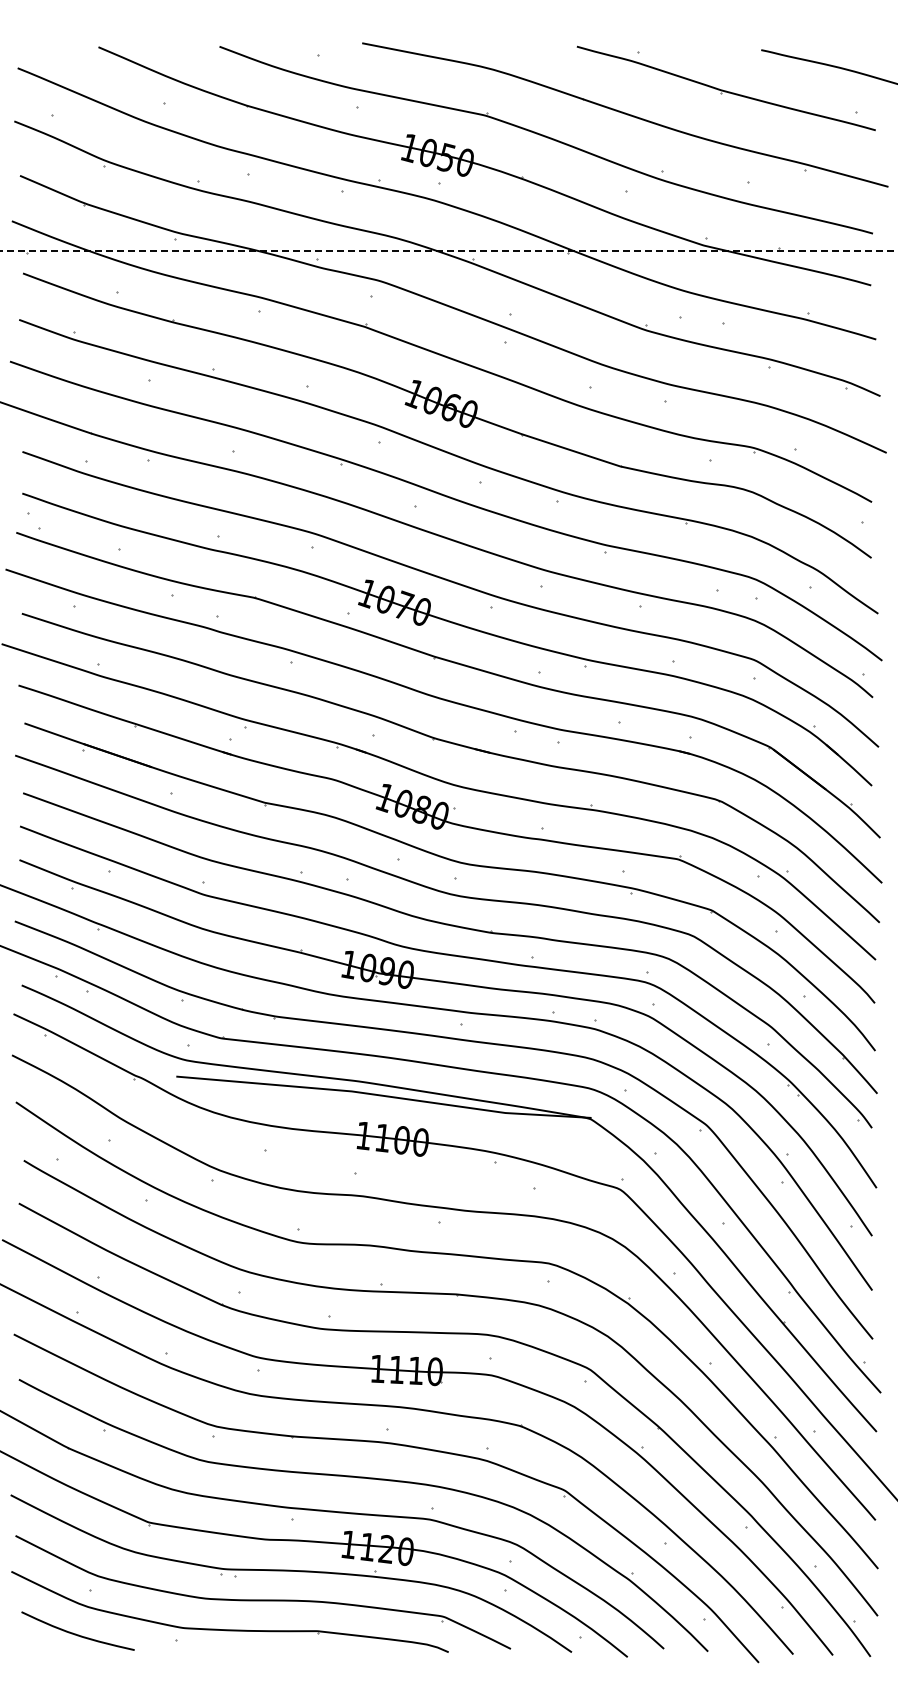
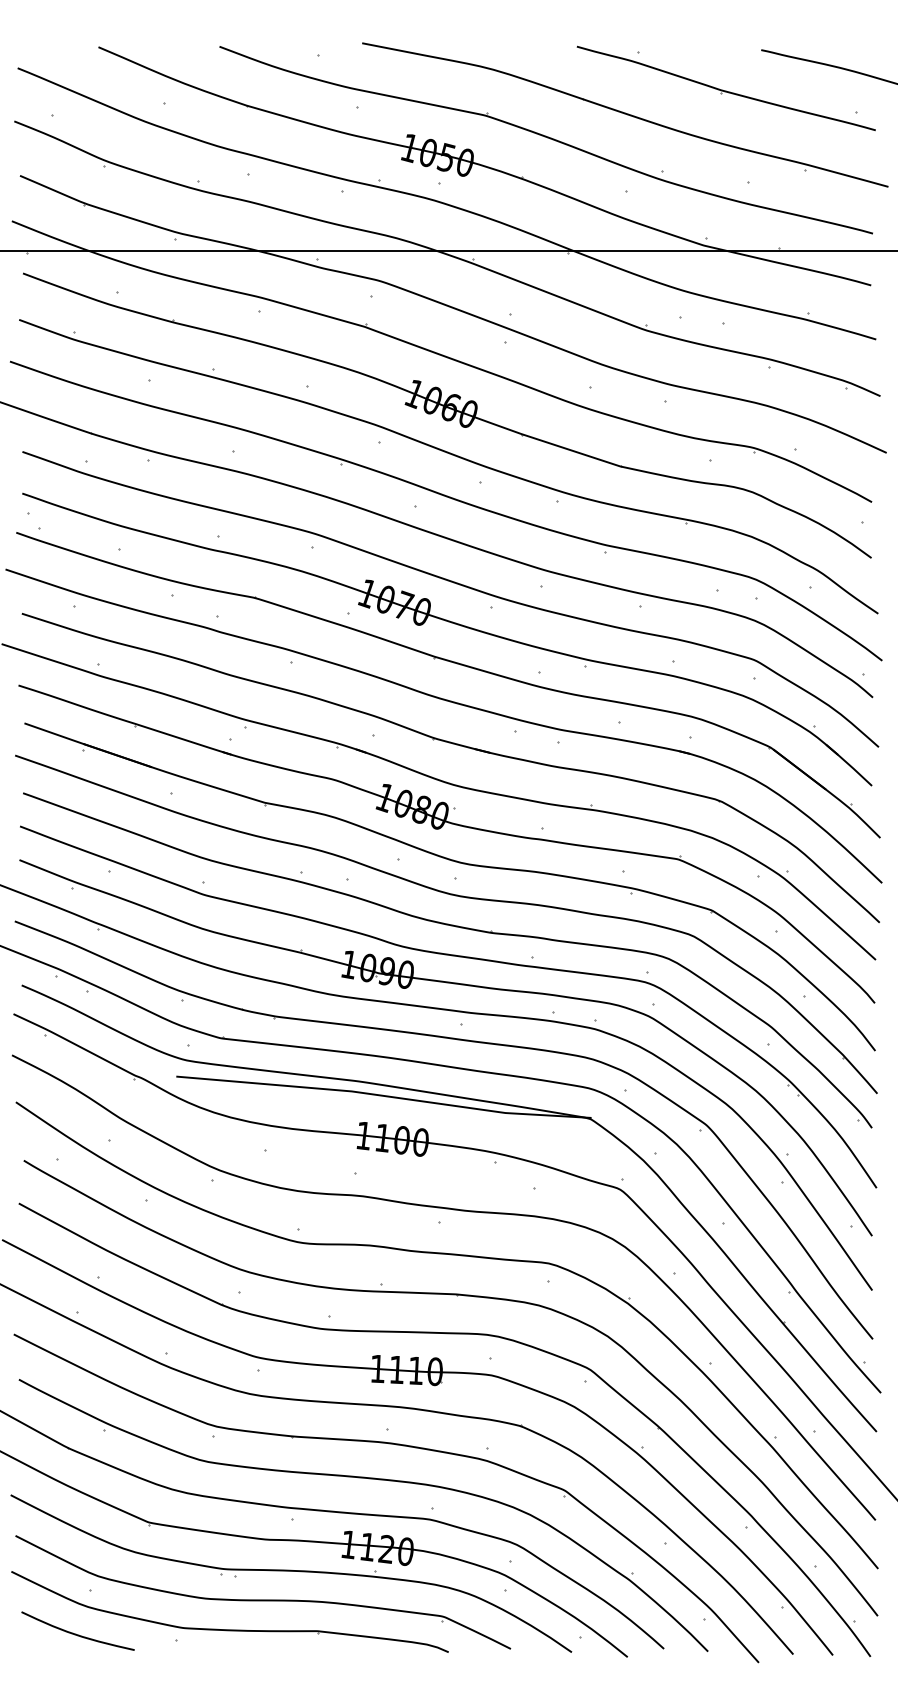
line: dashed -> solid (448, 250)
